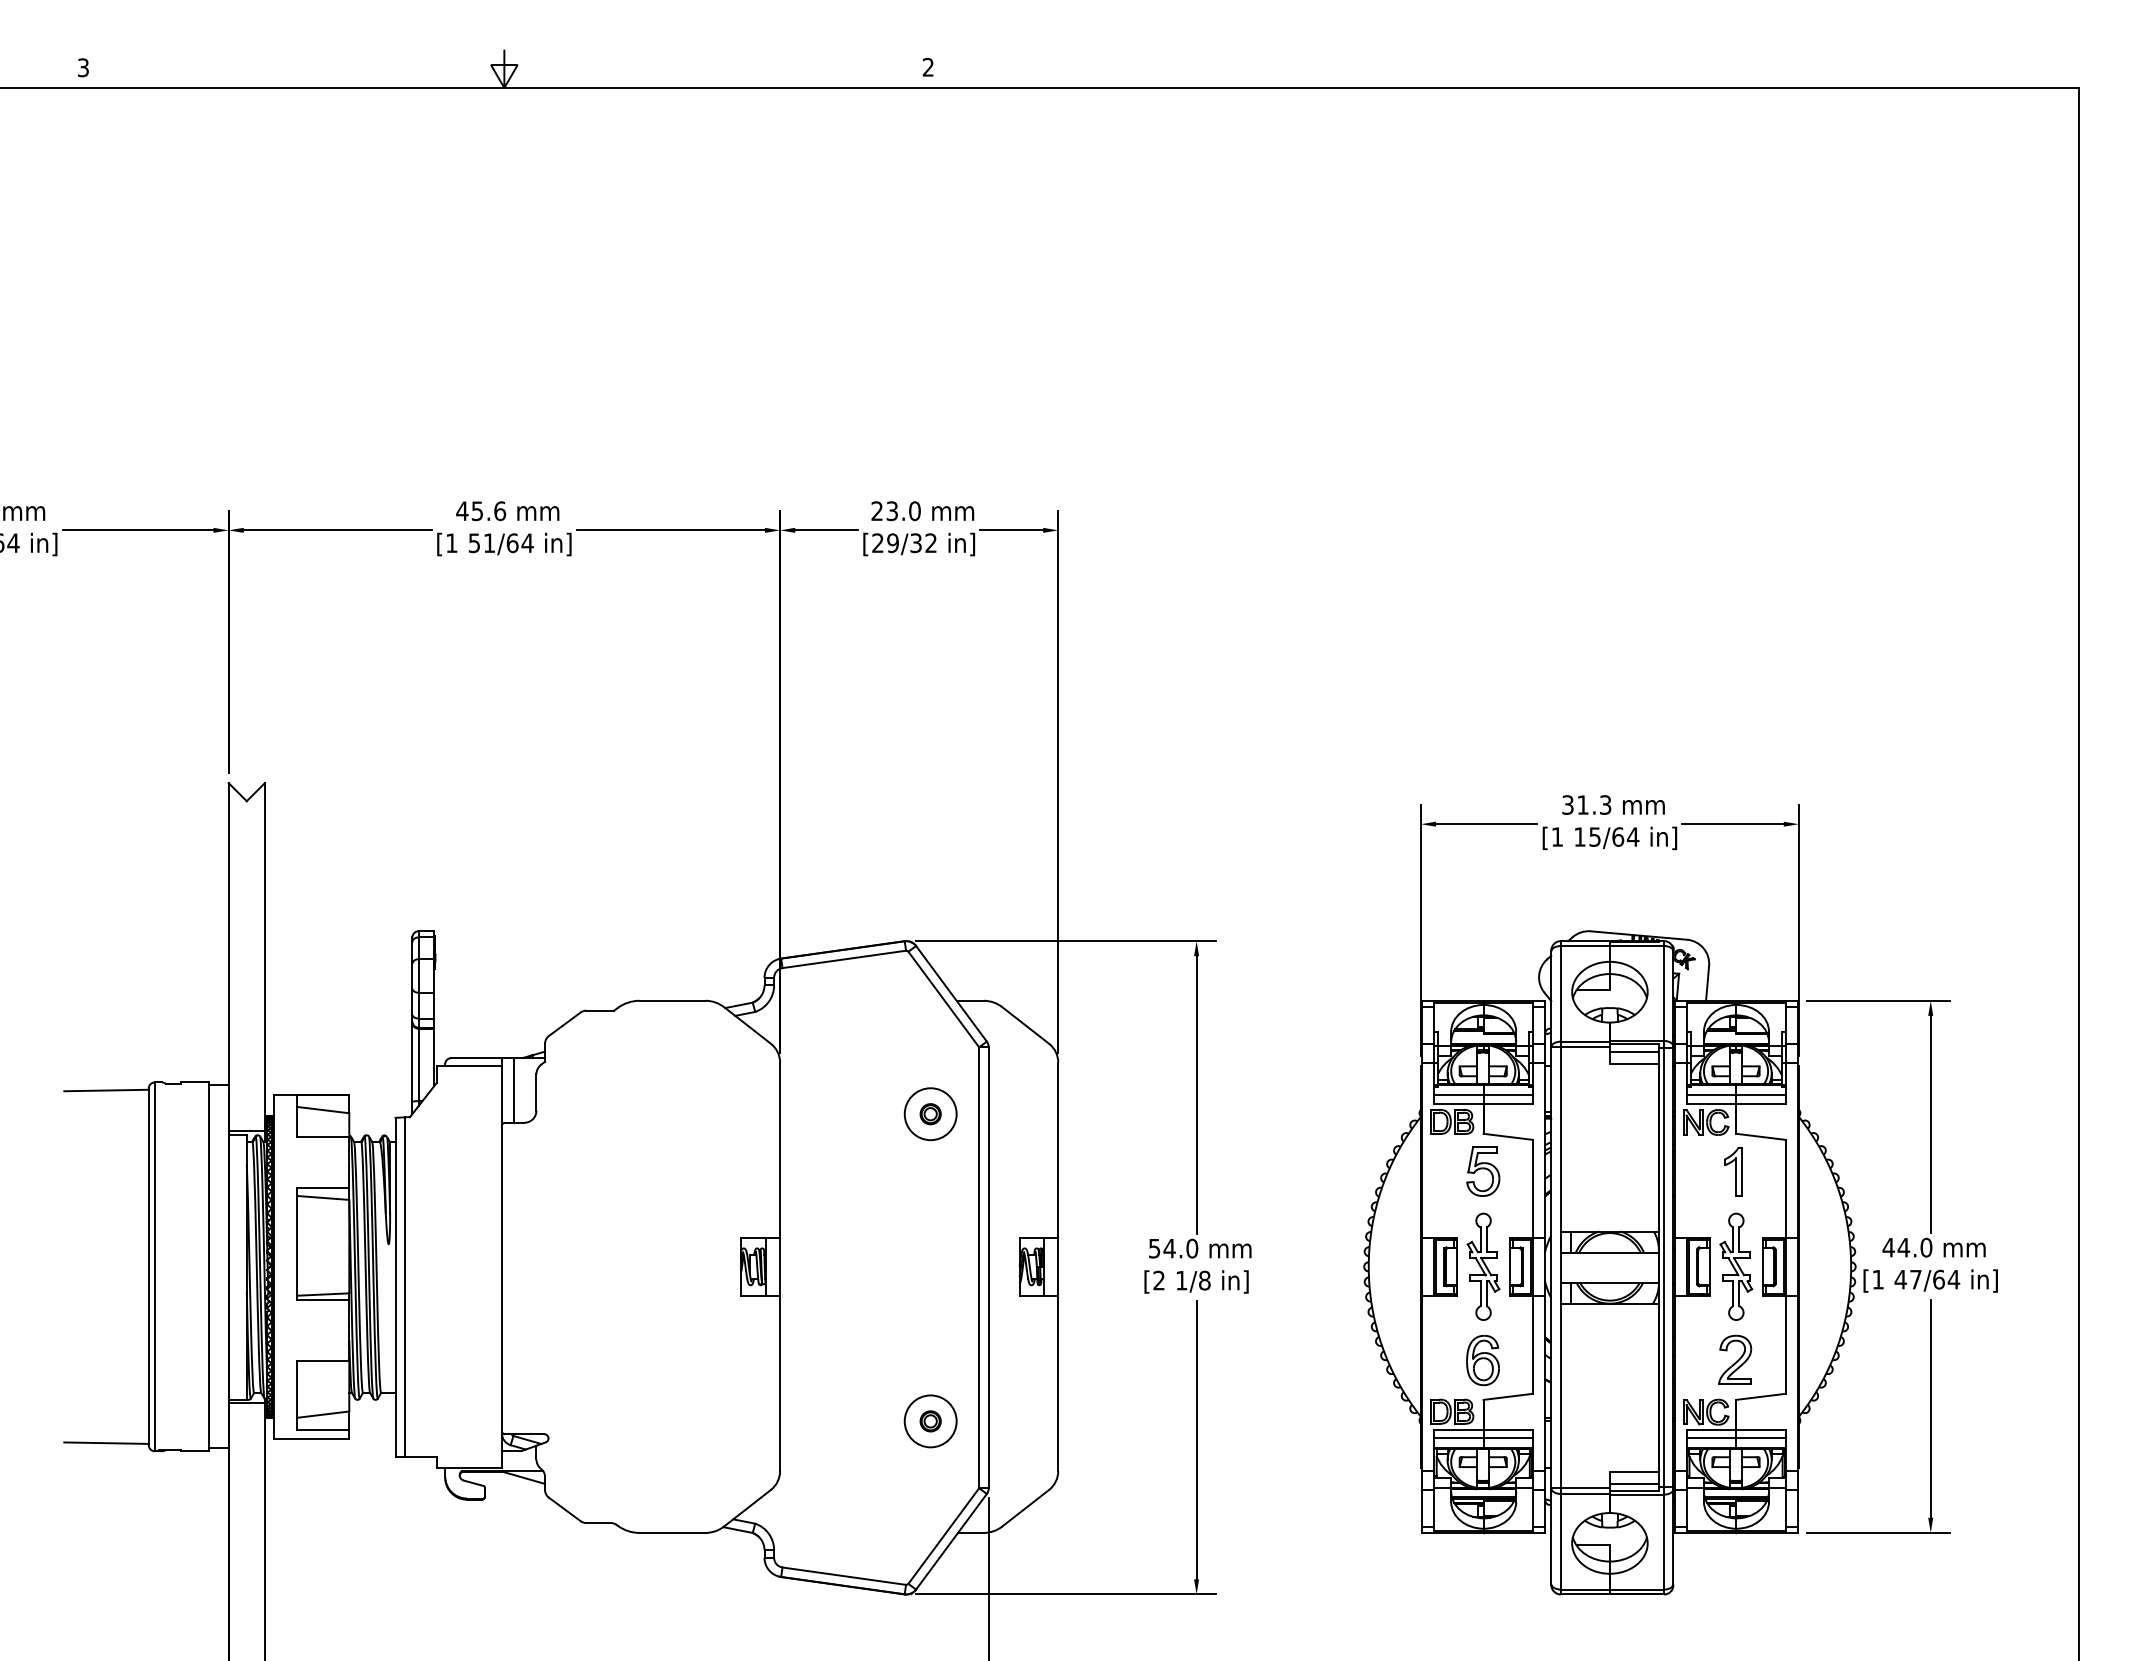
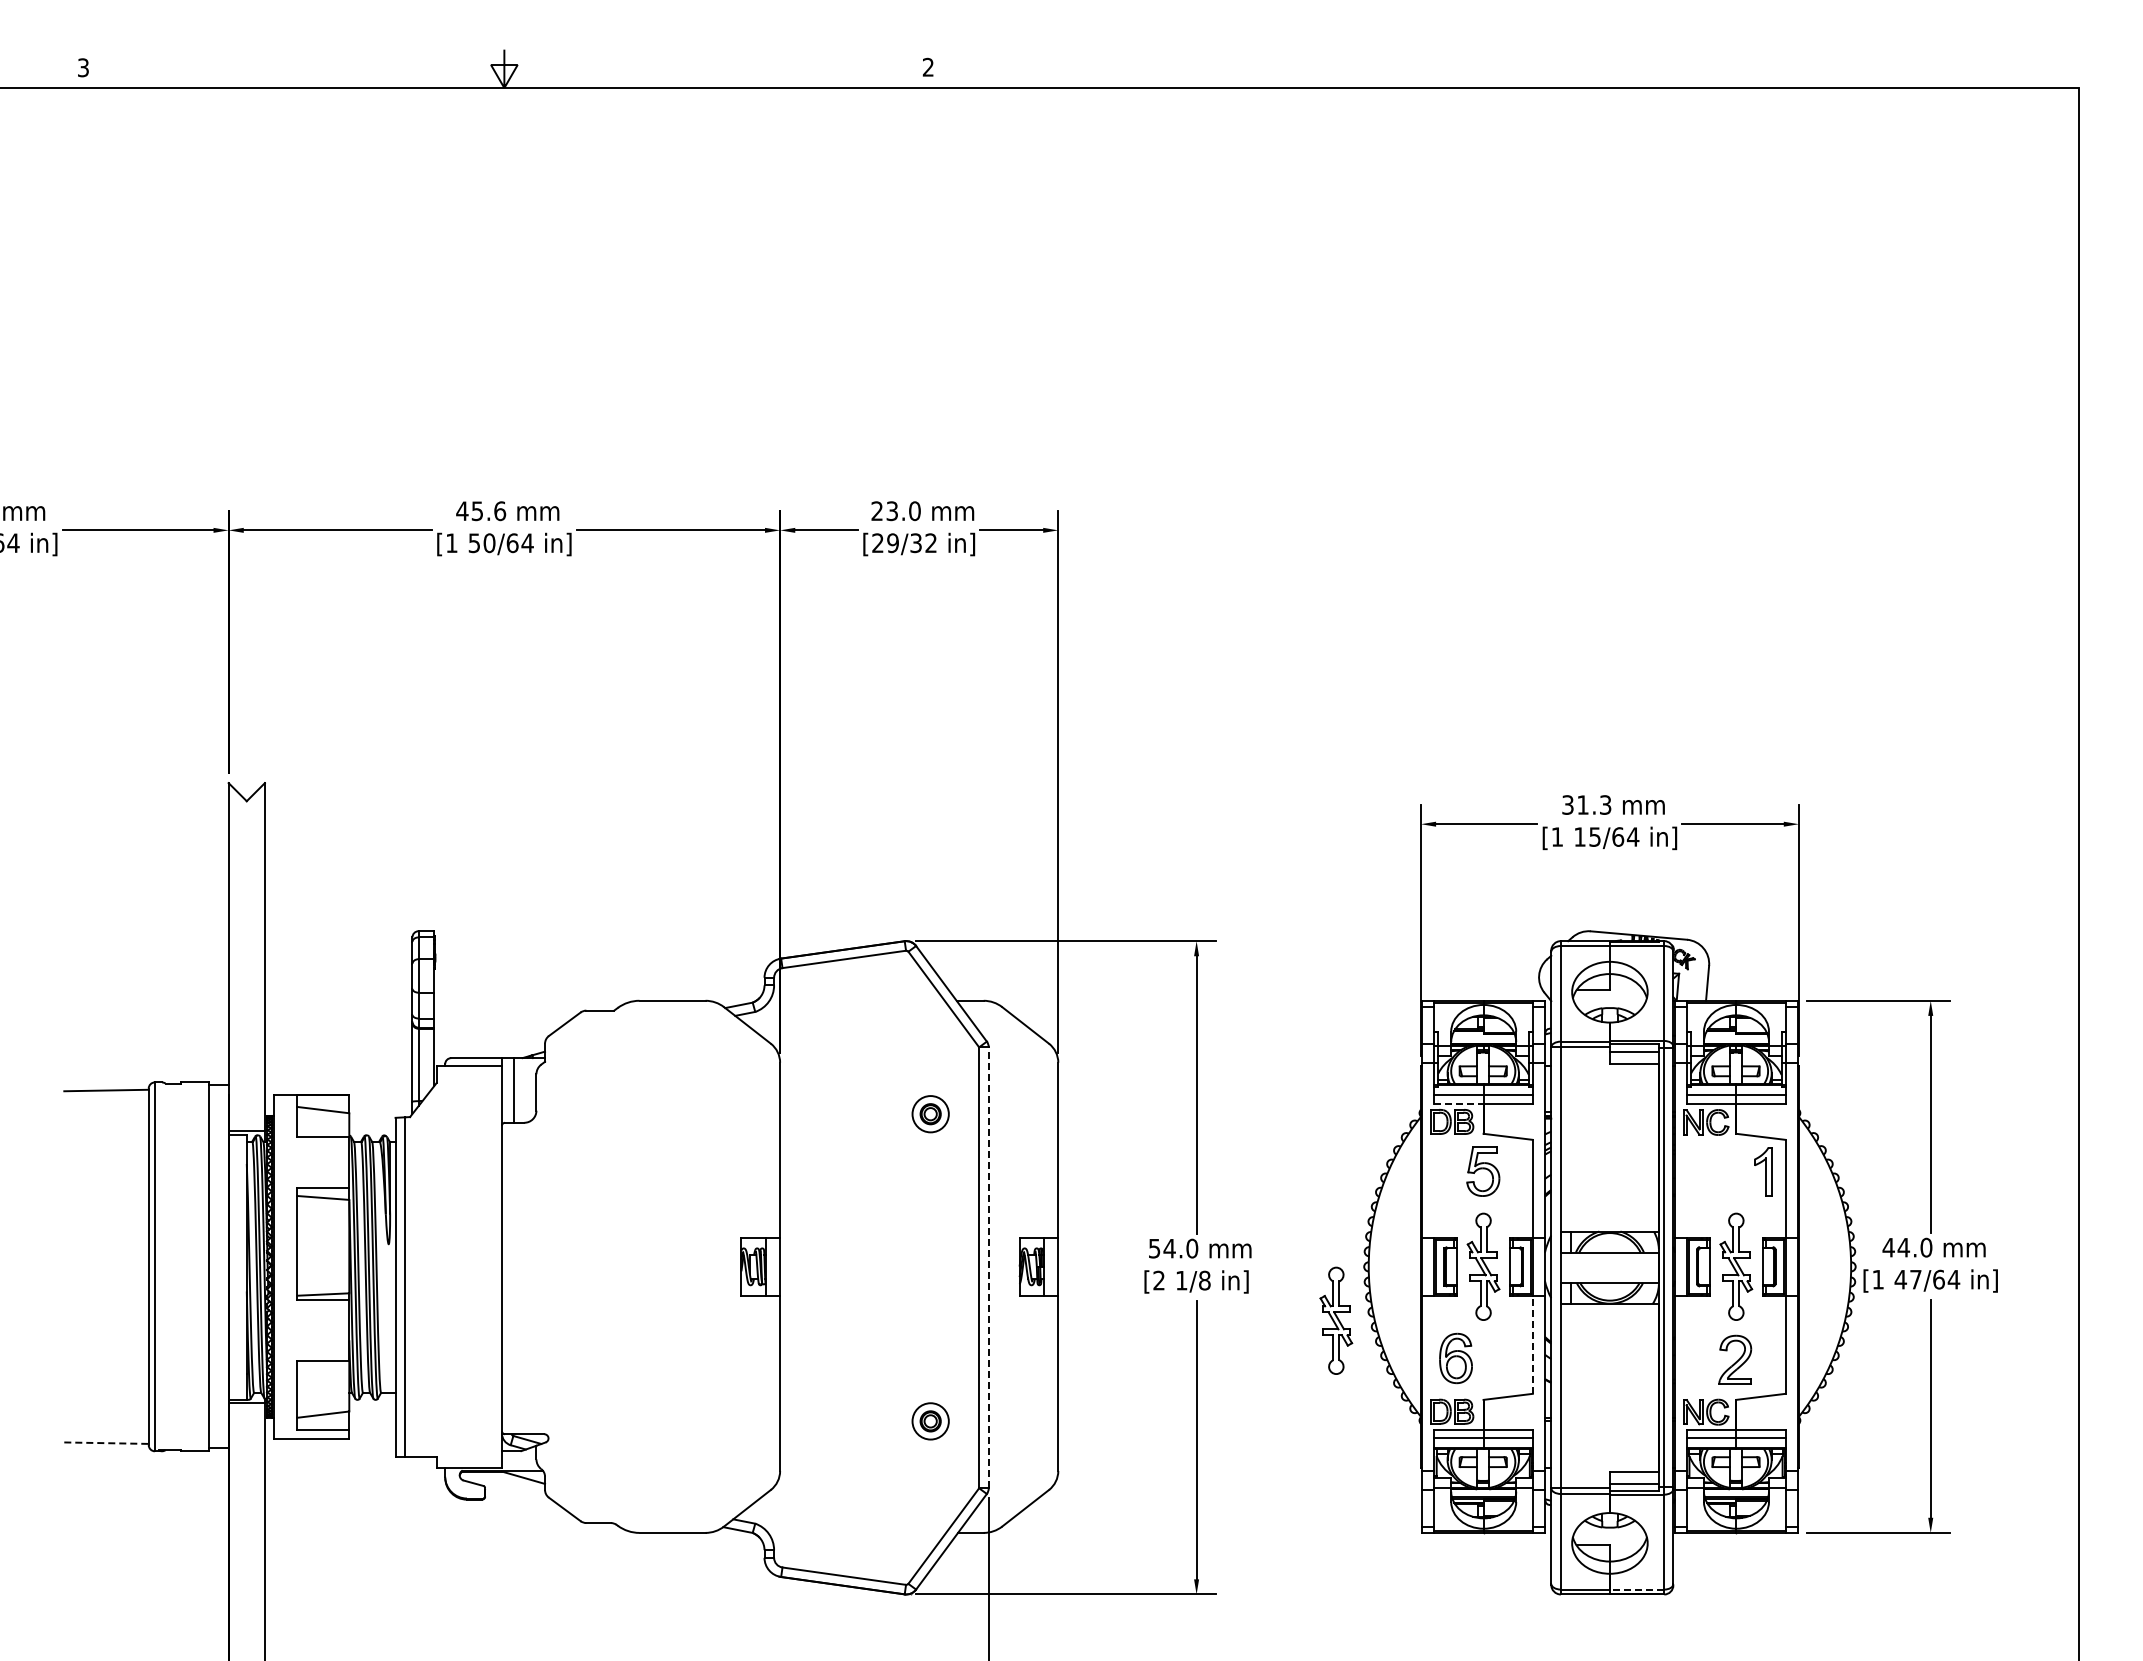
text: 51/64 -> 50/64 (489, 543)
line: solid -> dashed (1458, 1103)
circle diameter: 52 px -> 36 px (930, 1114)
part position: (1733, 1171) -> (1763, 1171) (1763, 1171)
line: solid -> dashed (988, 1267)
part: none -> present (1336, 1320)
line: solid -> dashed (1532, 1344)
part position: (1482, 1360) -> (1455, 1358) (1455, 1358)
circle diameter: 52 px -> 36 px (930, 1421)
line: solid -> dashed (107, 1443)
line: solid -> dashed (1636, 1589)
